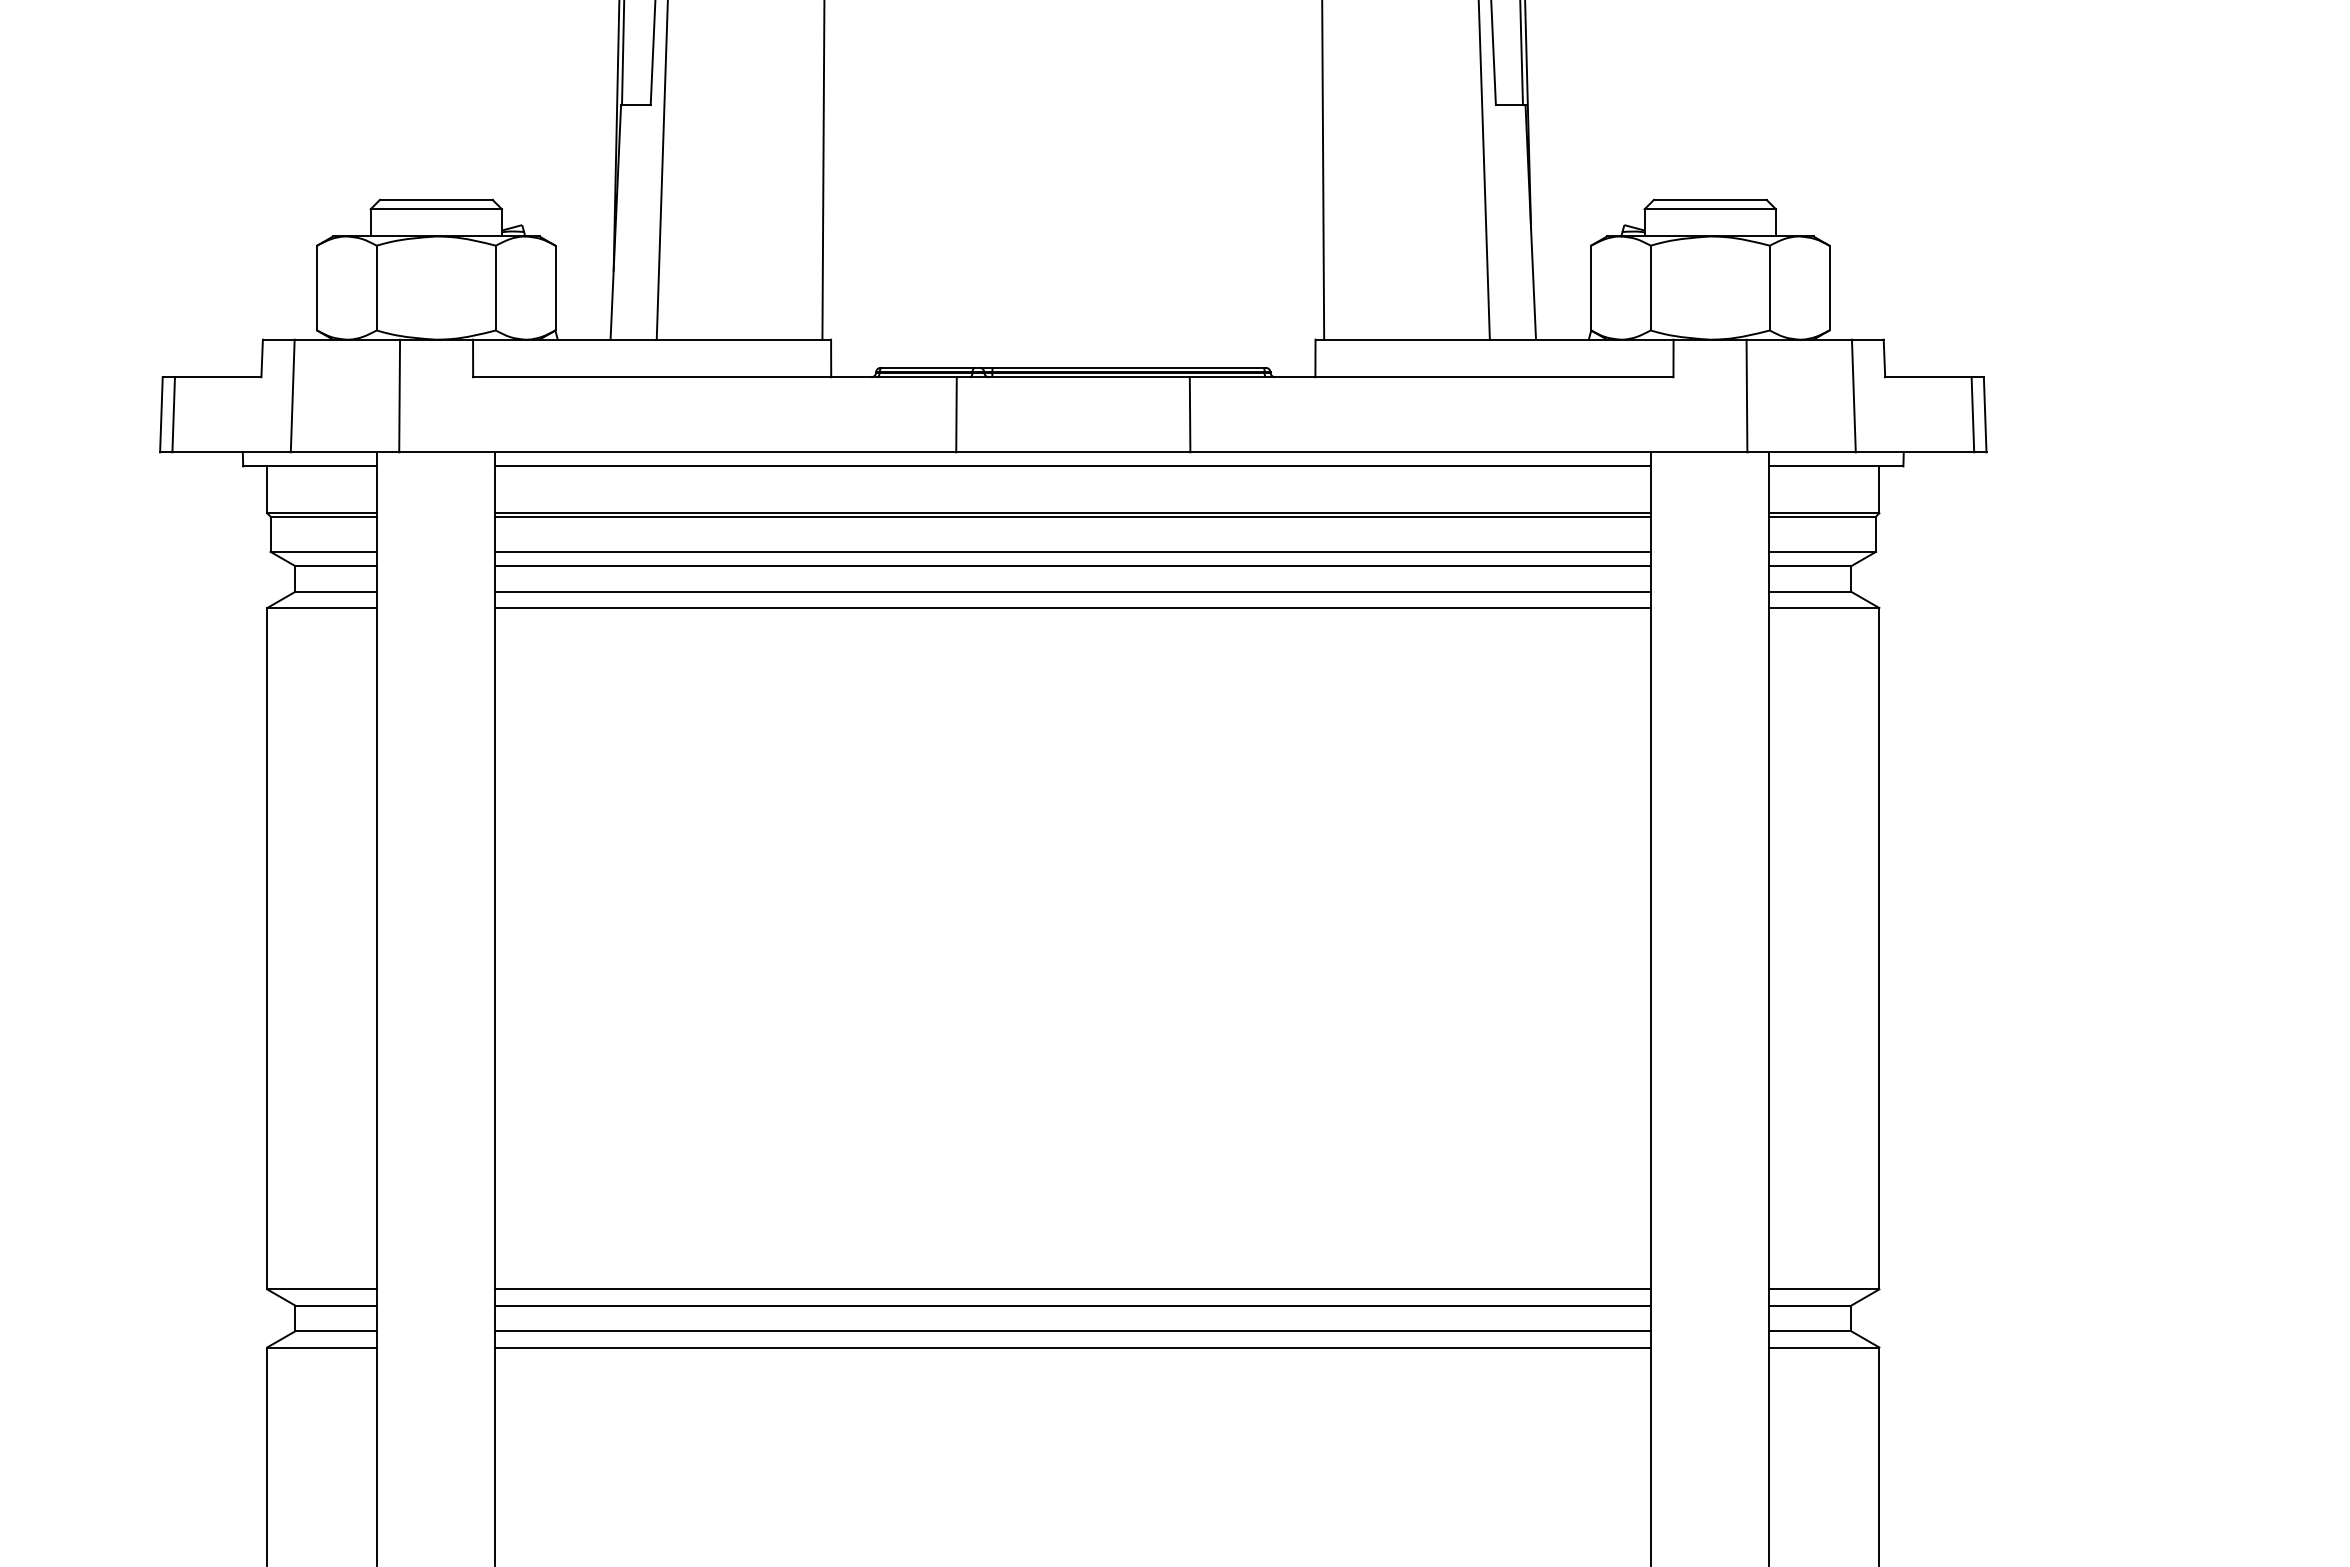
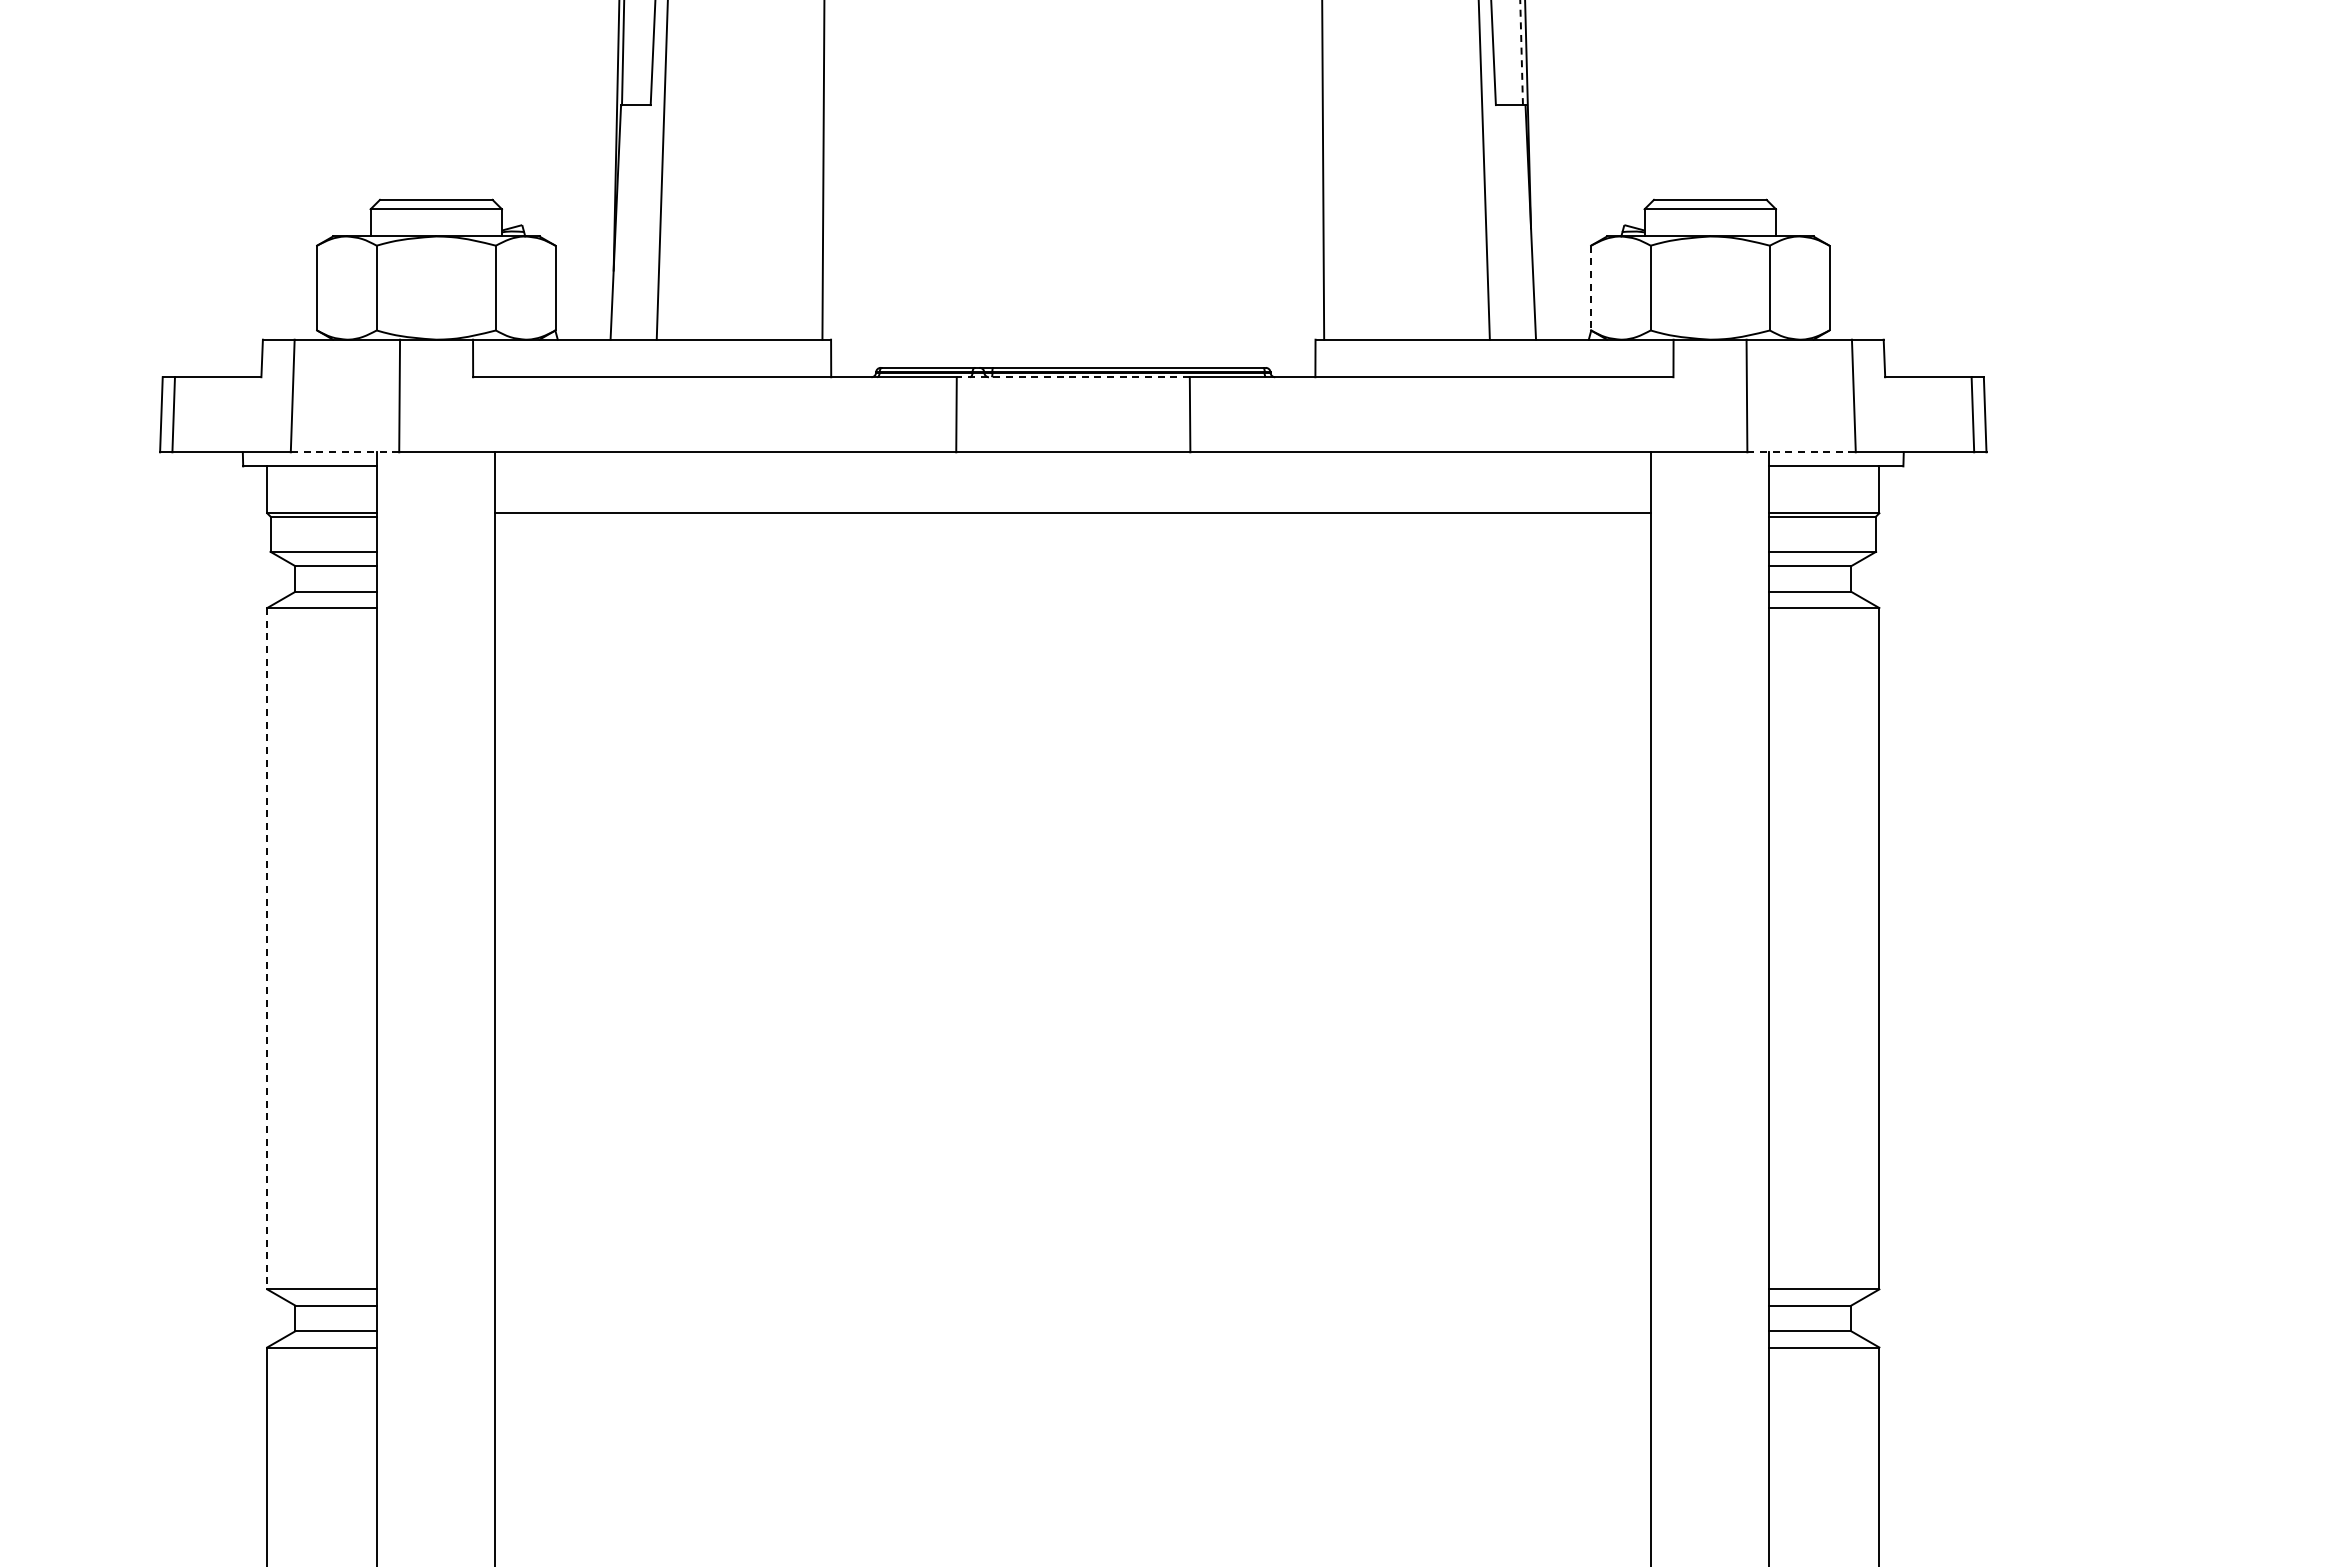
line: solid -> dashed (1521, 52)
line: solid -> dashed (1591, 288)
line: solid -> dashed (1073, 377)
line: solid -> dashed (344, 452)
line: solid -> dashed (1802, 452)
line: present -> none (1073, 466)
line: present -> none (1073, 516)
line: present -> none (1073, 551)
line: present -> none (1073, 566)
line: present -> none (1073, 591)
line: present -> none (1073, 608)
line: solid -> dashed (267, 948)
line: present -> none (1073, 1289)
line: present -> none (1073, 1305)
line: present -> none (1073, 1331)
line: present -> none (1073, 1347)
